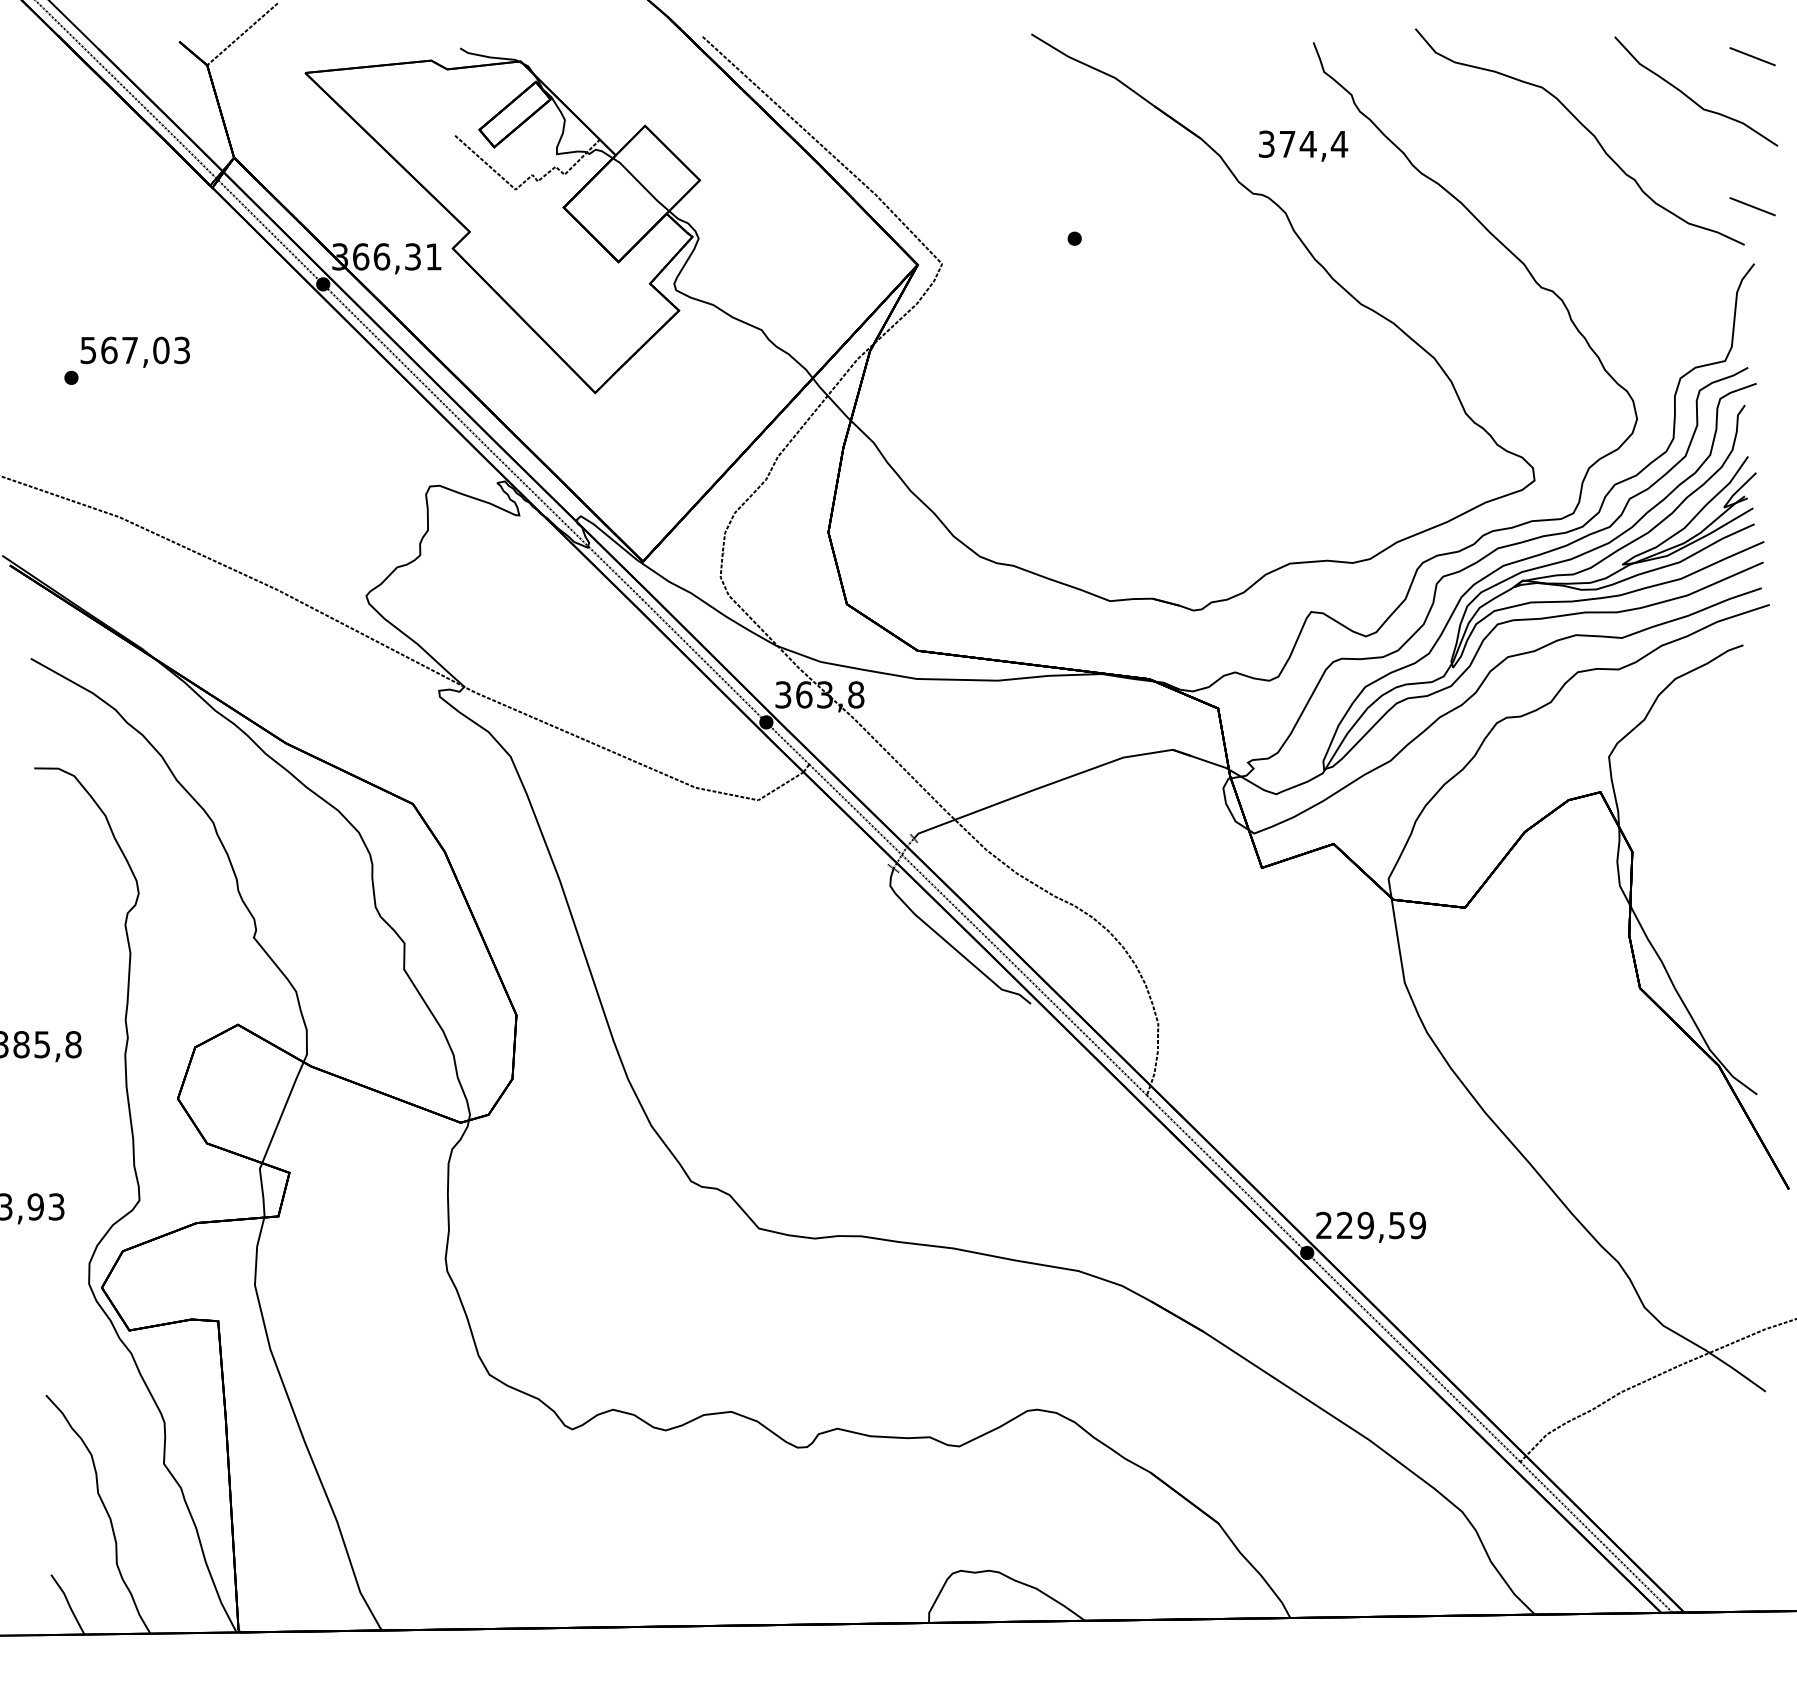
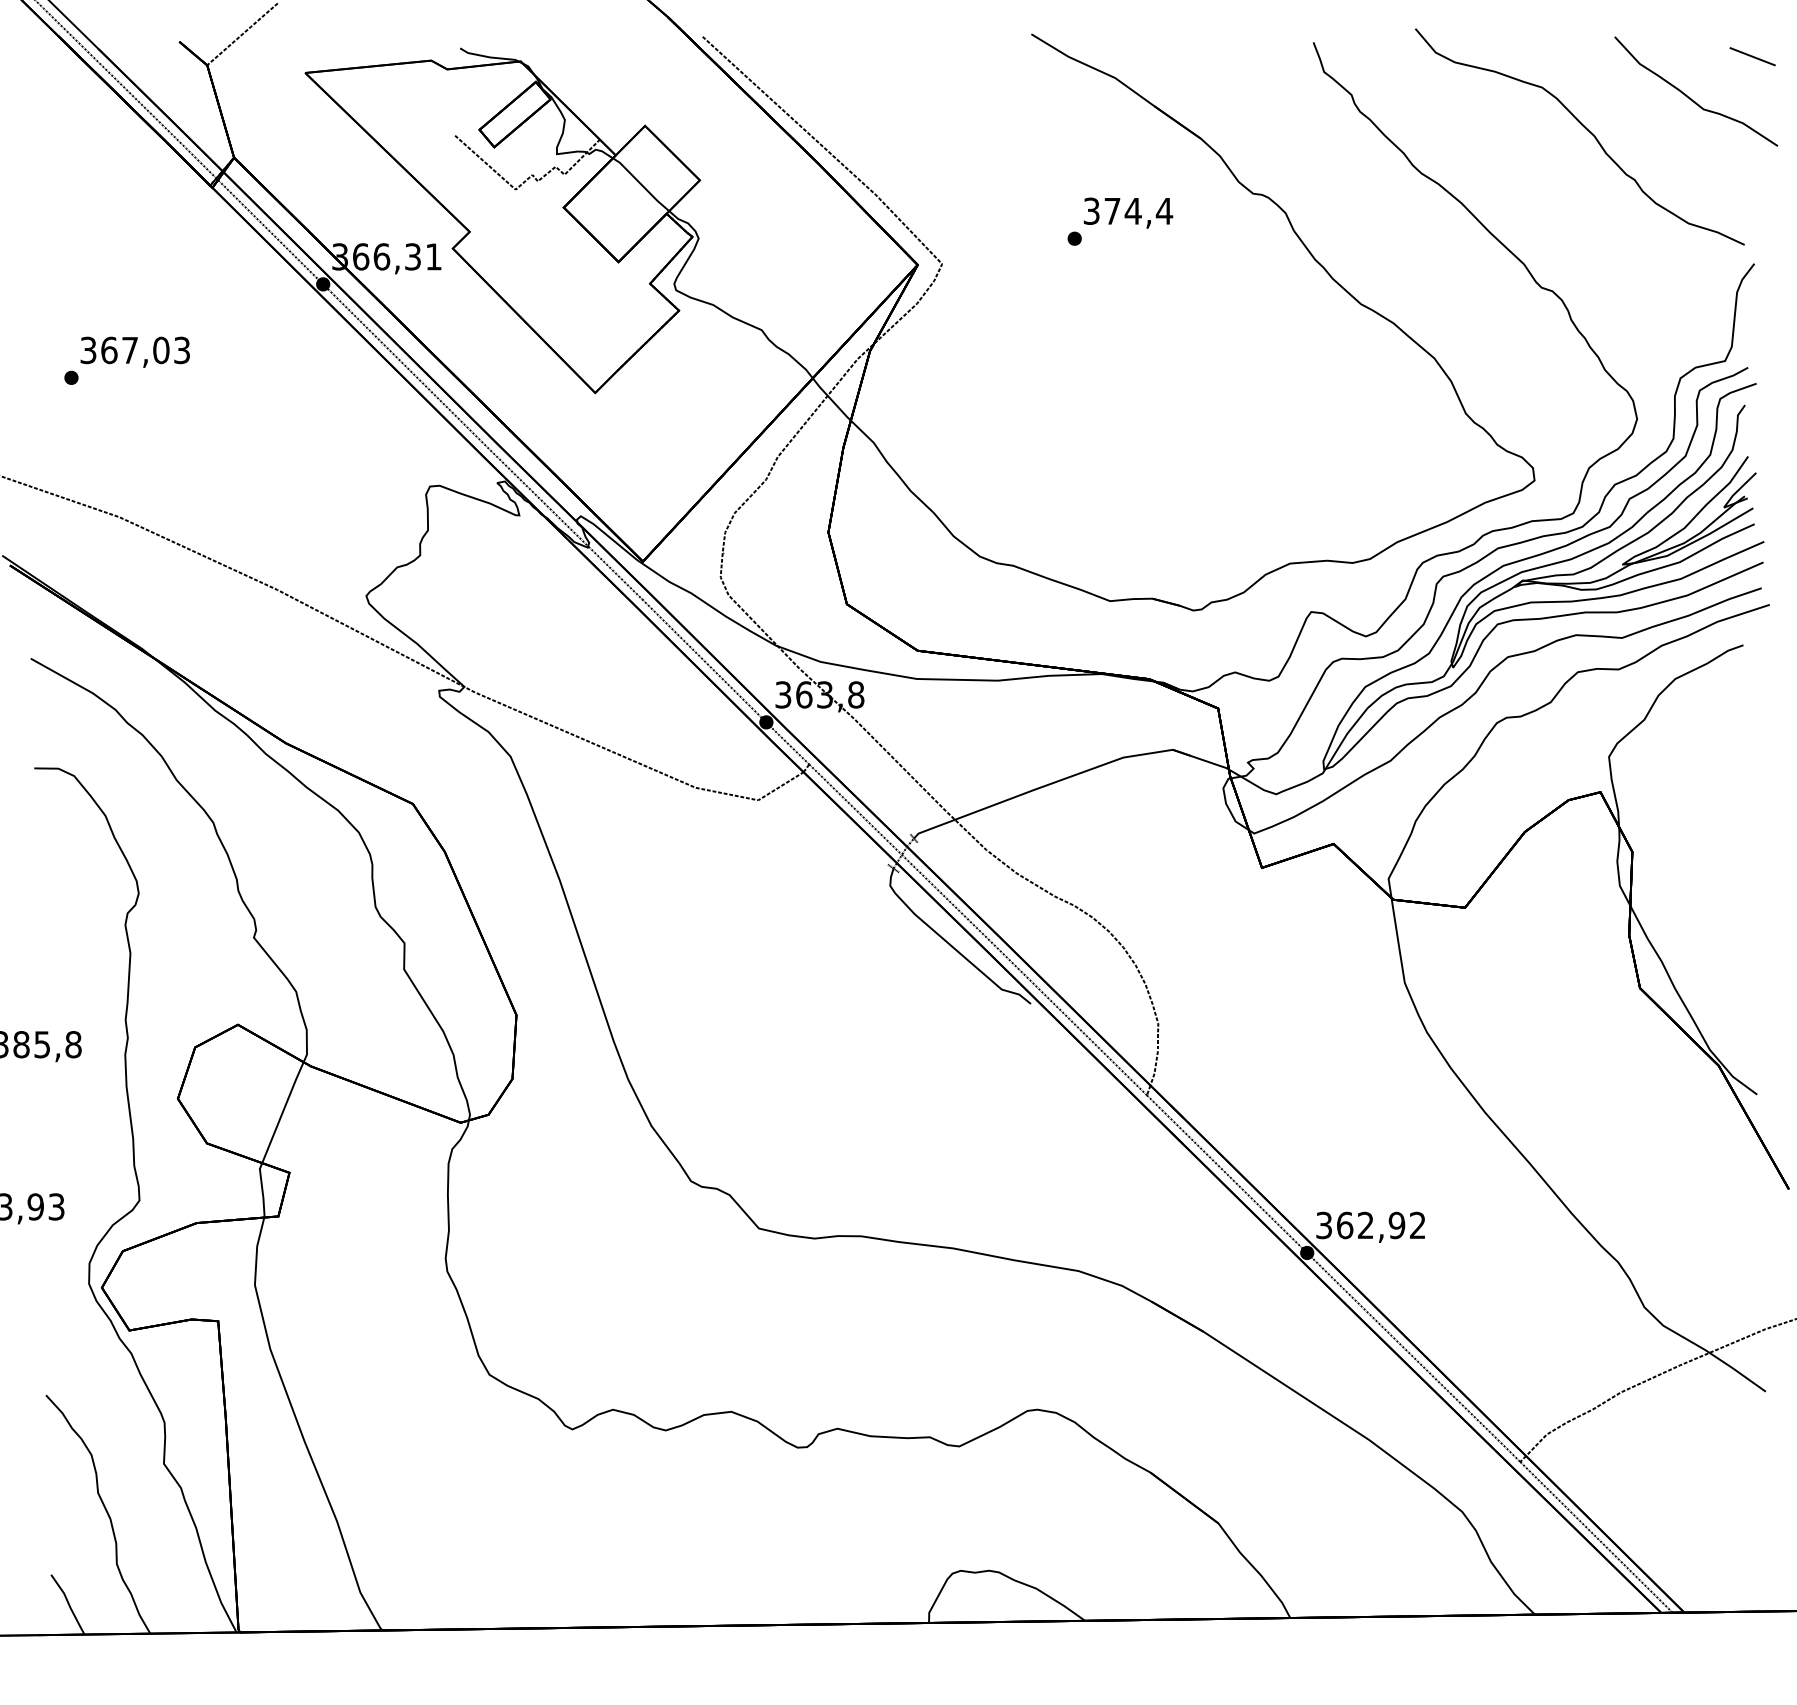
text position: (1303, 145) -> (1128, 212) (1128, 212)
line: present -> none (1752, 206)
text: 567,03 -> 367,03 (88, 349)
text: 229,59 -> 362,92 (1370, 1225)
